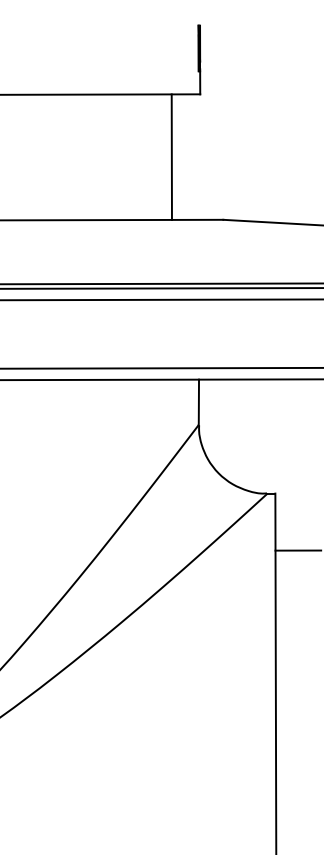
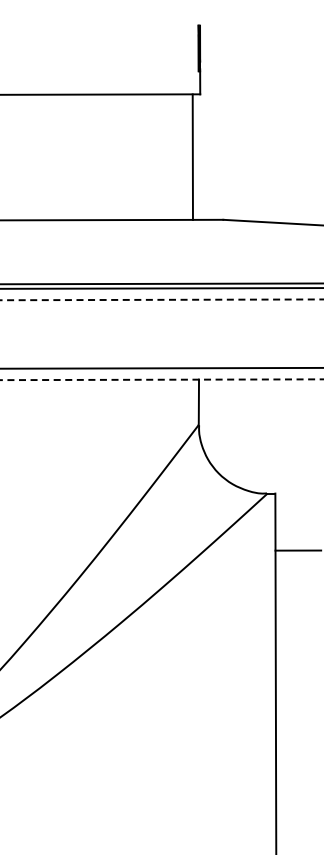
line position: (171, 156) -> (192, 156) (192, 156)
line: solid -> dashed (161, 299)
line: solid -> dashed (161, 379)
